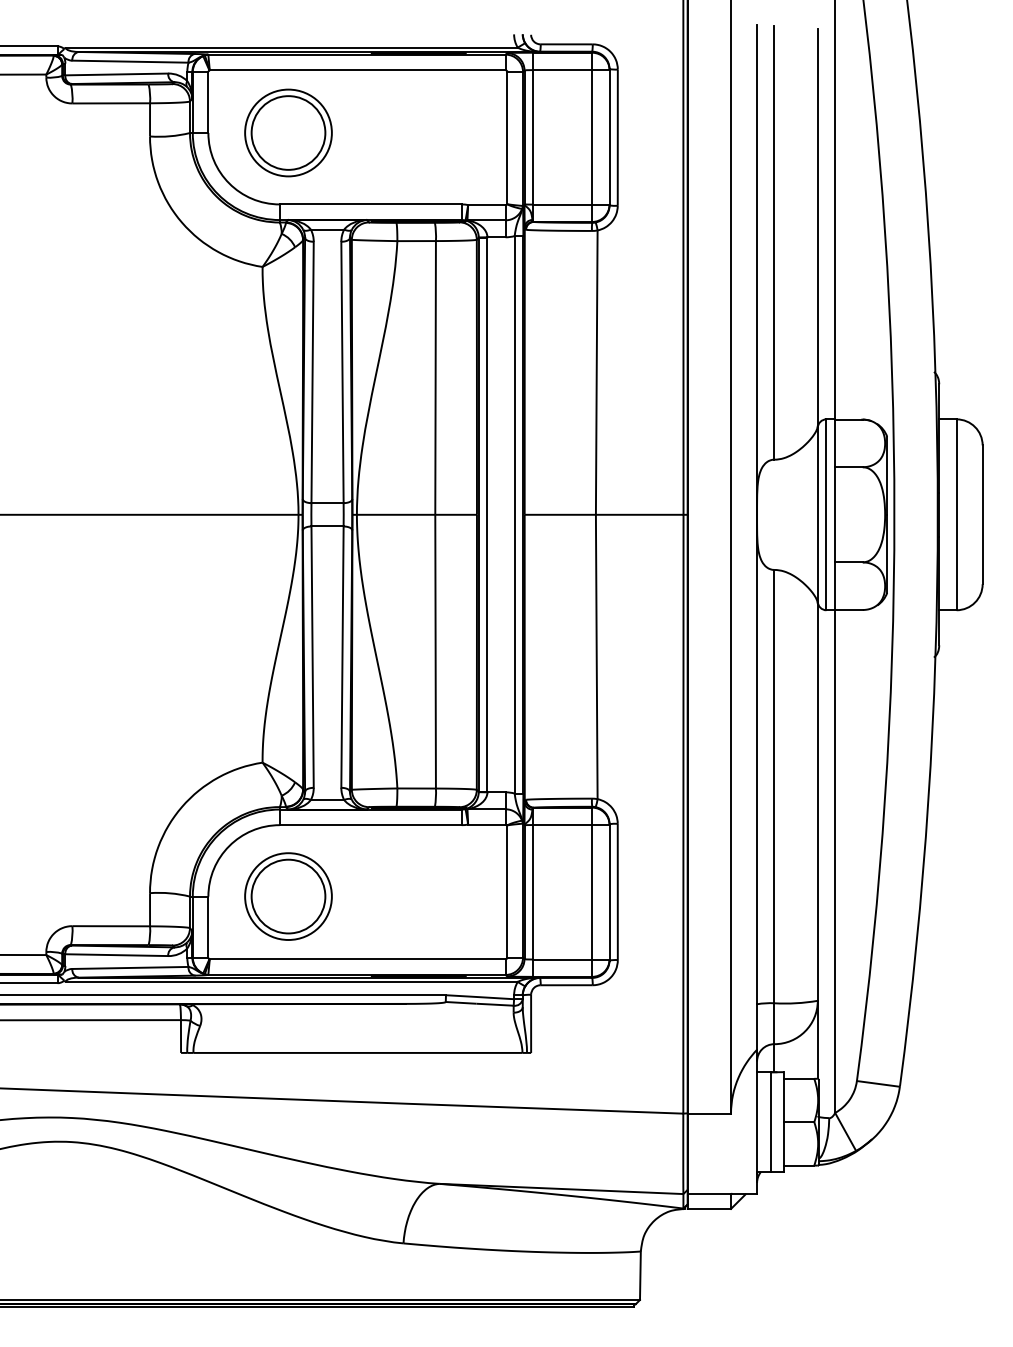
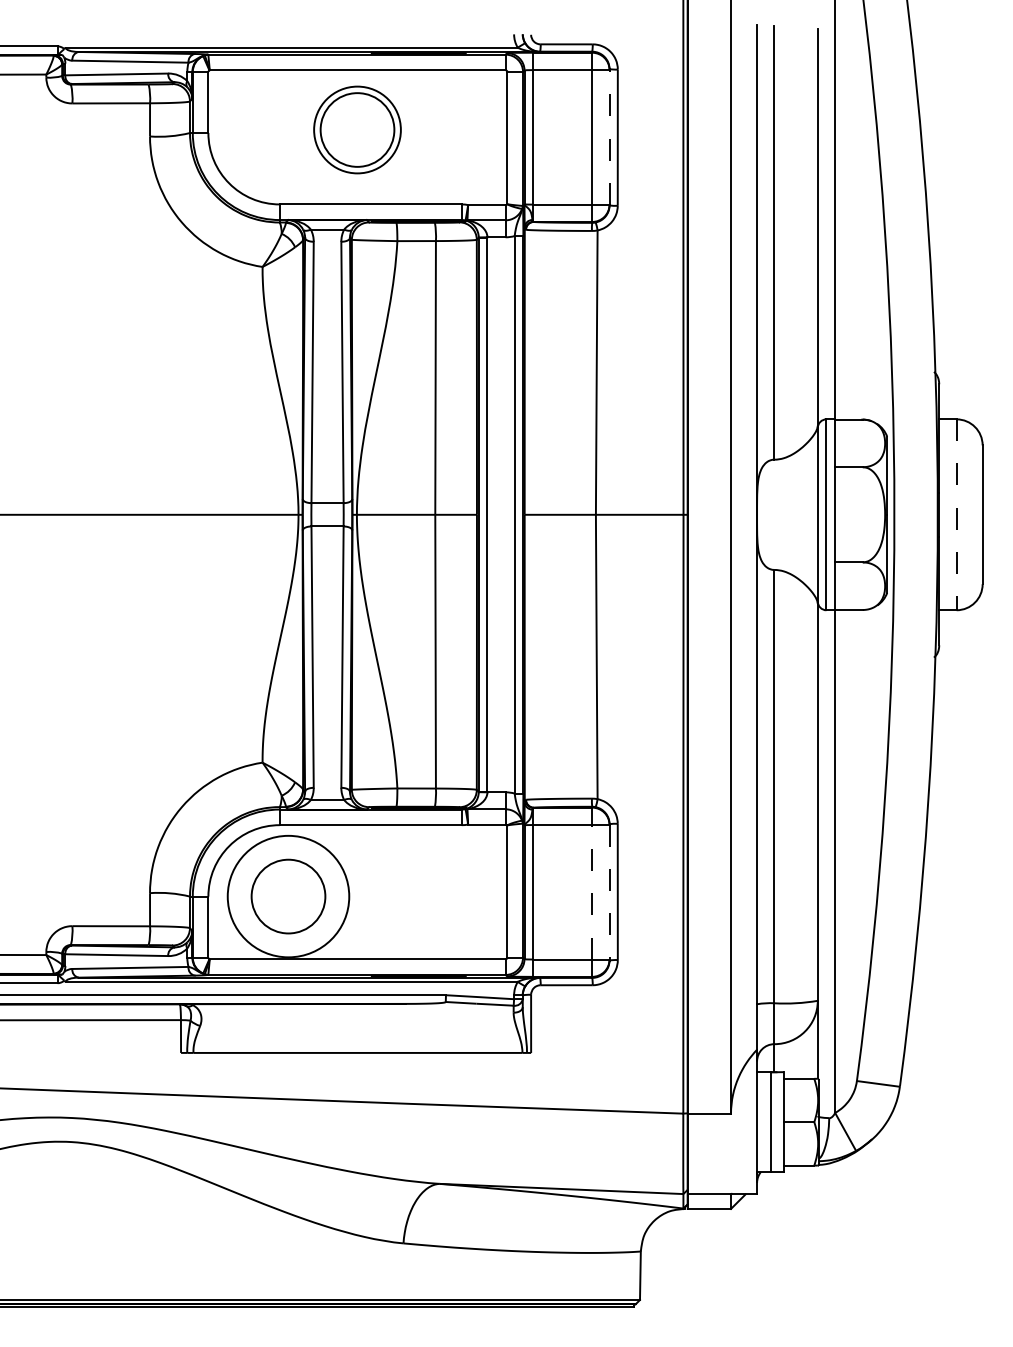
part position: (288, 132) -> (357, 129) (357, 129)
line: solid -> dashed (609, 136)
line: solid -> dashed (956, 515)
line: solid -> dashed (592, 891)
line: solid -> dashed (609, 892)
circle diameter: 87 px -> 122 px (288, 896)
